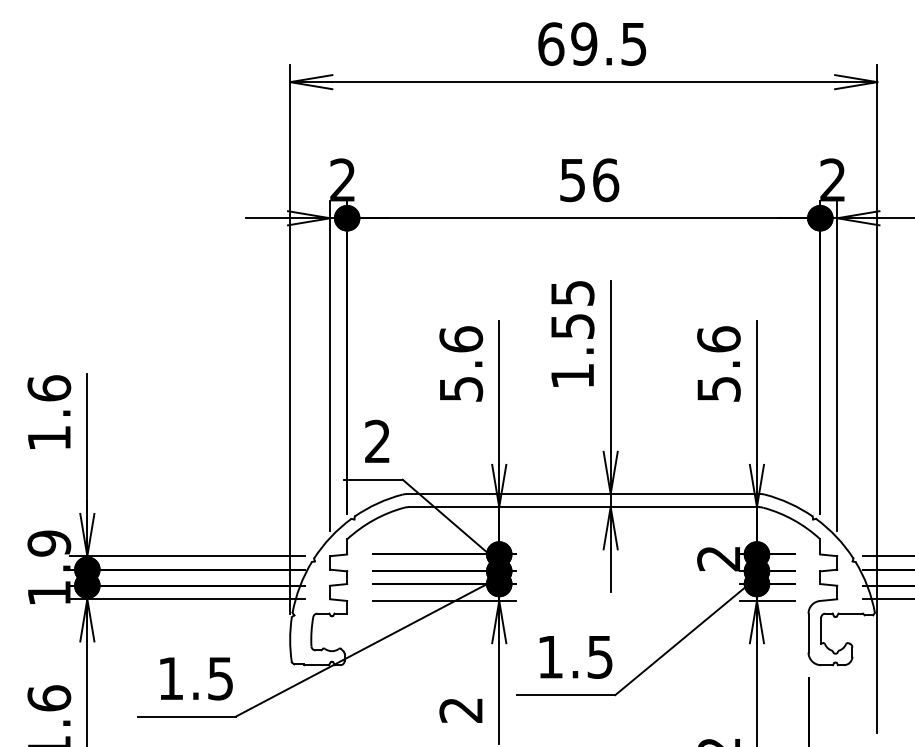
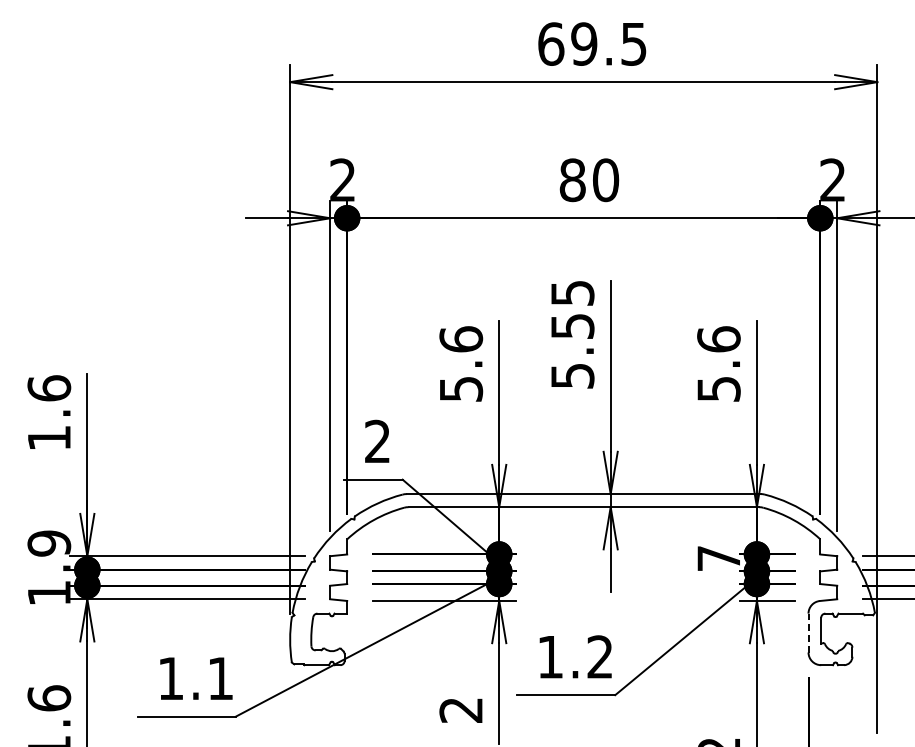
text: 56 -> 80 (589, 180)
text: 1.55 -> 5.55 (572, 376)
text: 2 -> 7 (718, 558)
line: solid -> dashed (808, 632)
text: 1.5 -> 1.2 (599, 656)
text: 1.5 -> 1.1 (220, 678)
